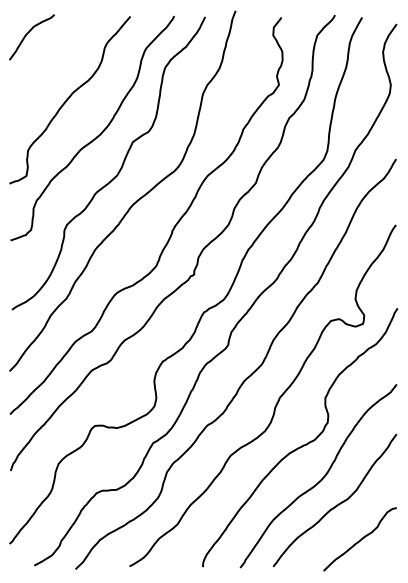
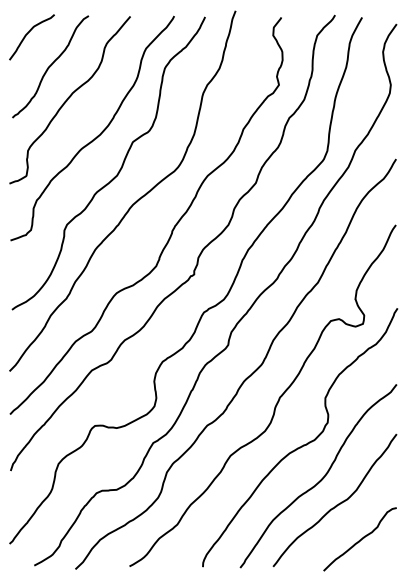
curve: none -> present (50, 66)
